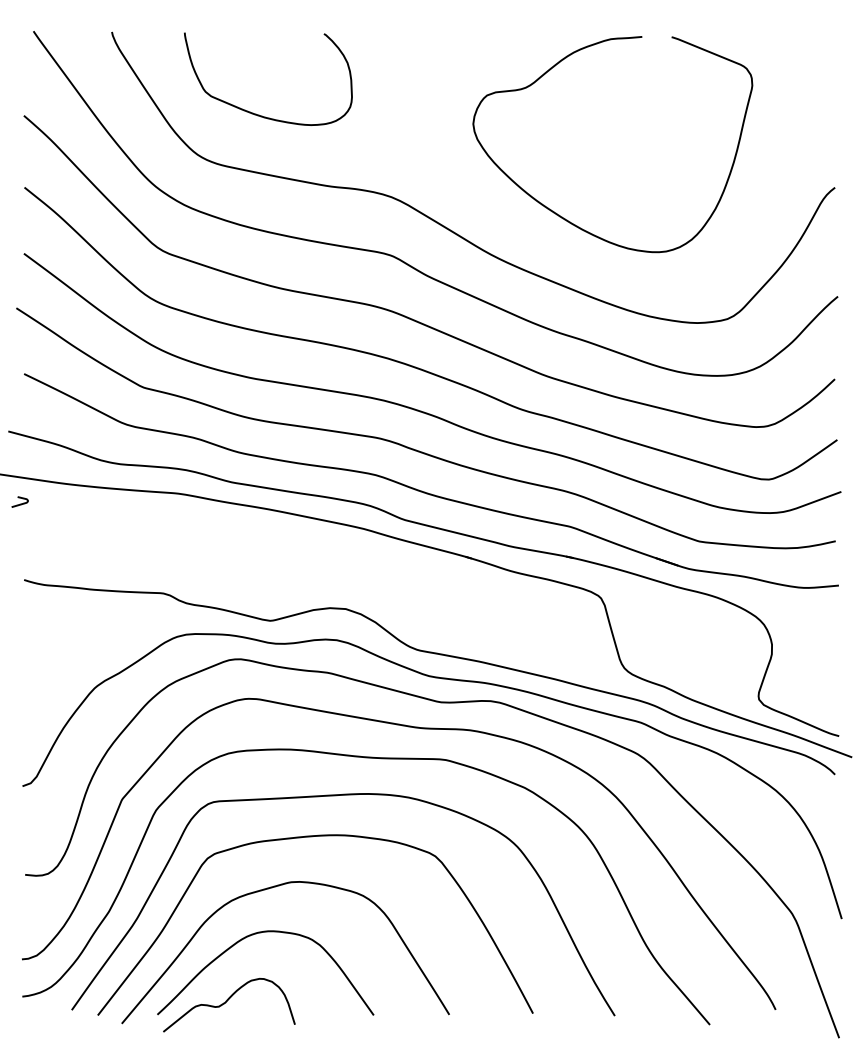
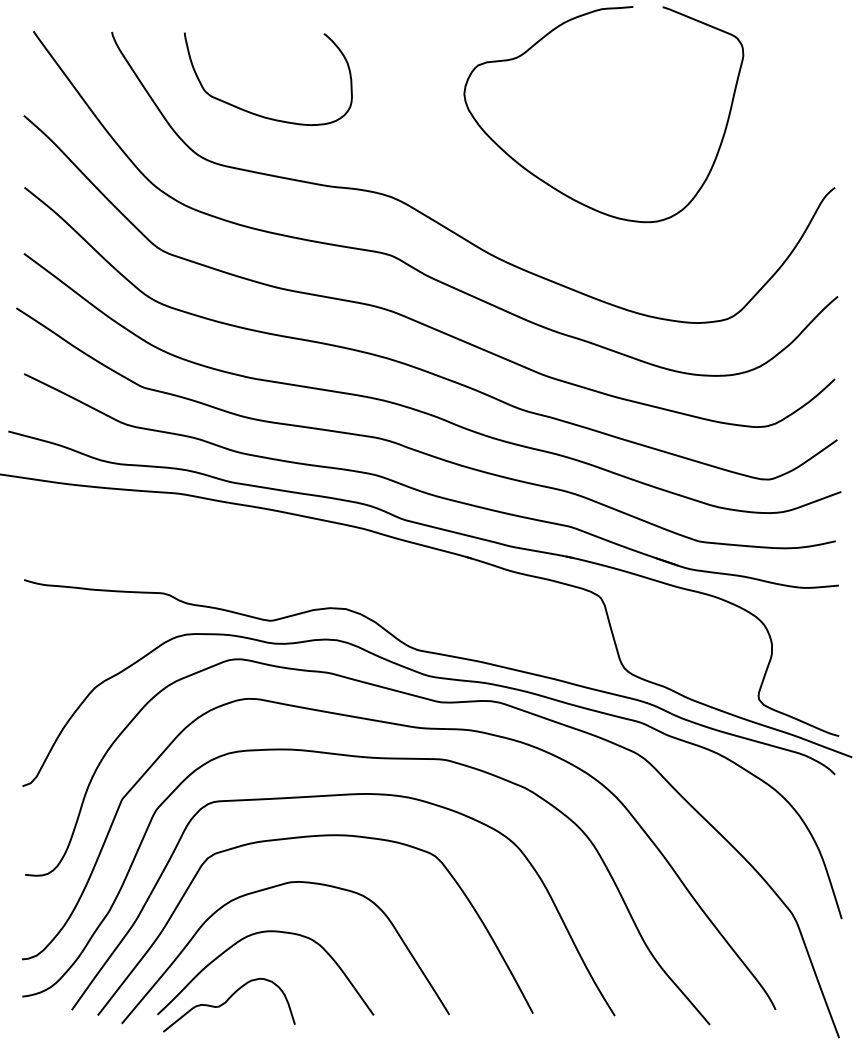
curve position: (567, 219) -> (558, 189) (558, 189)
curve: present -> none (20, 503)
